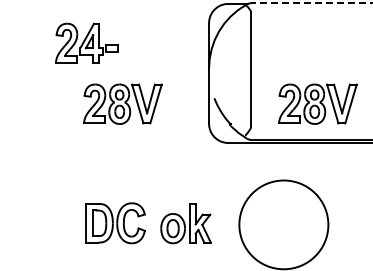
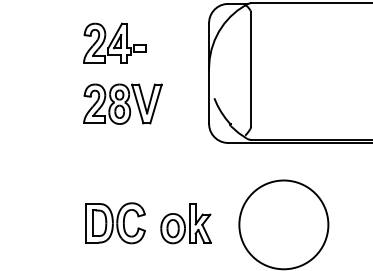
line: dashed -> solid (311, 3)
part position: (86, 42) -> (114, 42) (114, 42)
part: present -> none (317, 103)
